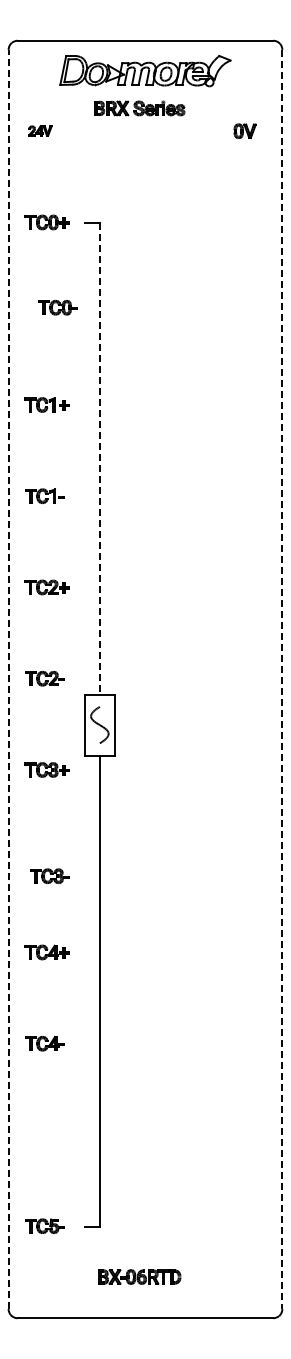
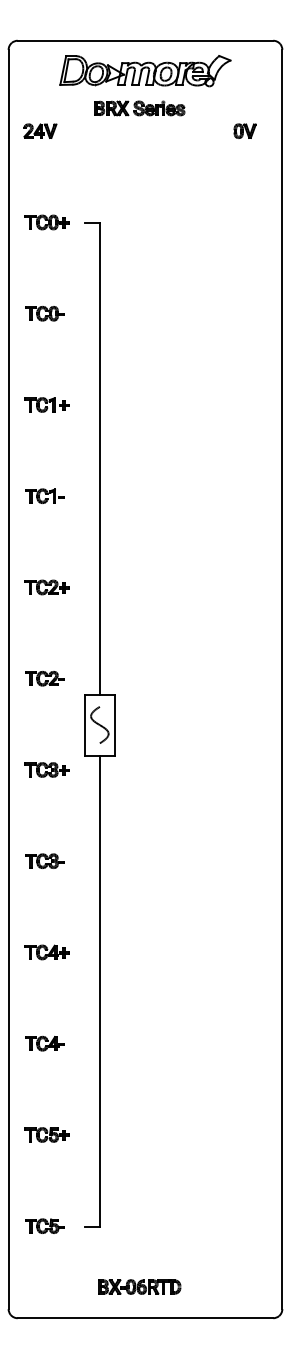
part size: 25x12 px -> 35x16 px (40, 130)
part position: (57, 307) -> (44, 313) (44, 313)
line: dashed -> solid (99, 458)
line: dashed -> solid (8, 679)
line: dashed -> solid (282, 679)
part position: (49, 875) -> (44, 860) (44, 860)
part: none -> present (46, 1134)
part position: (139, 1276) -> (139, 1286) (139, 1286)
